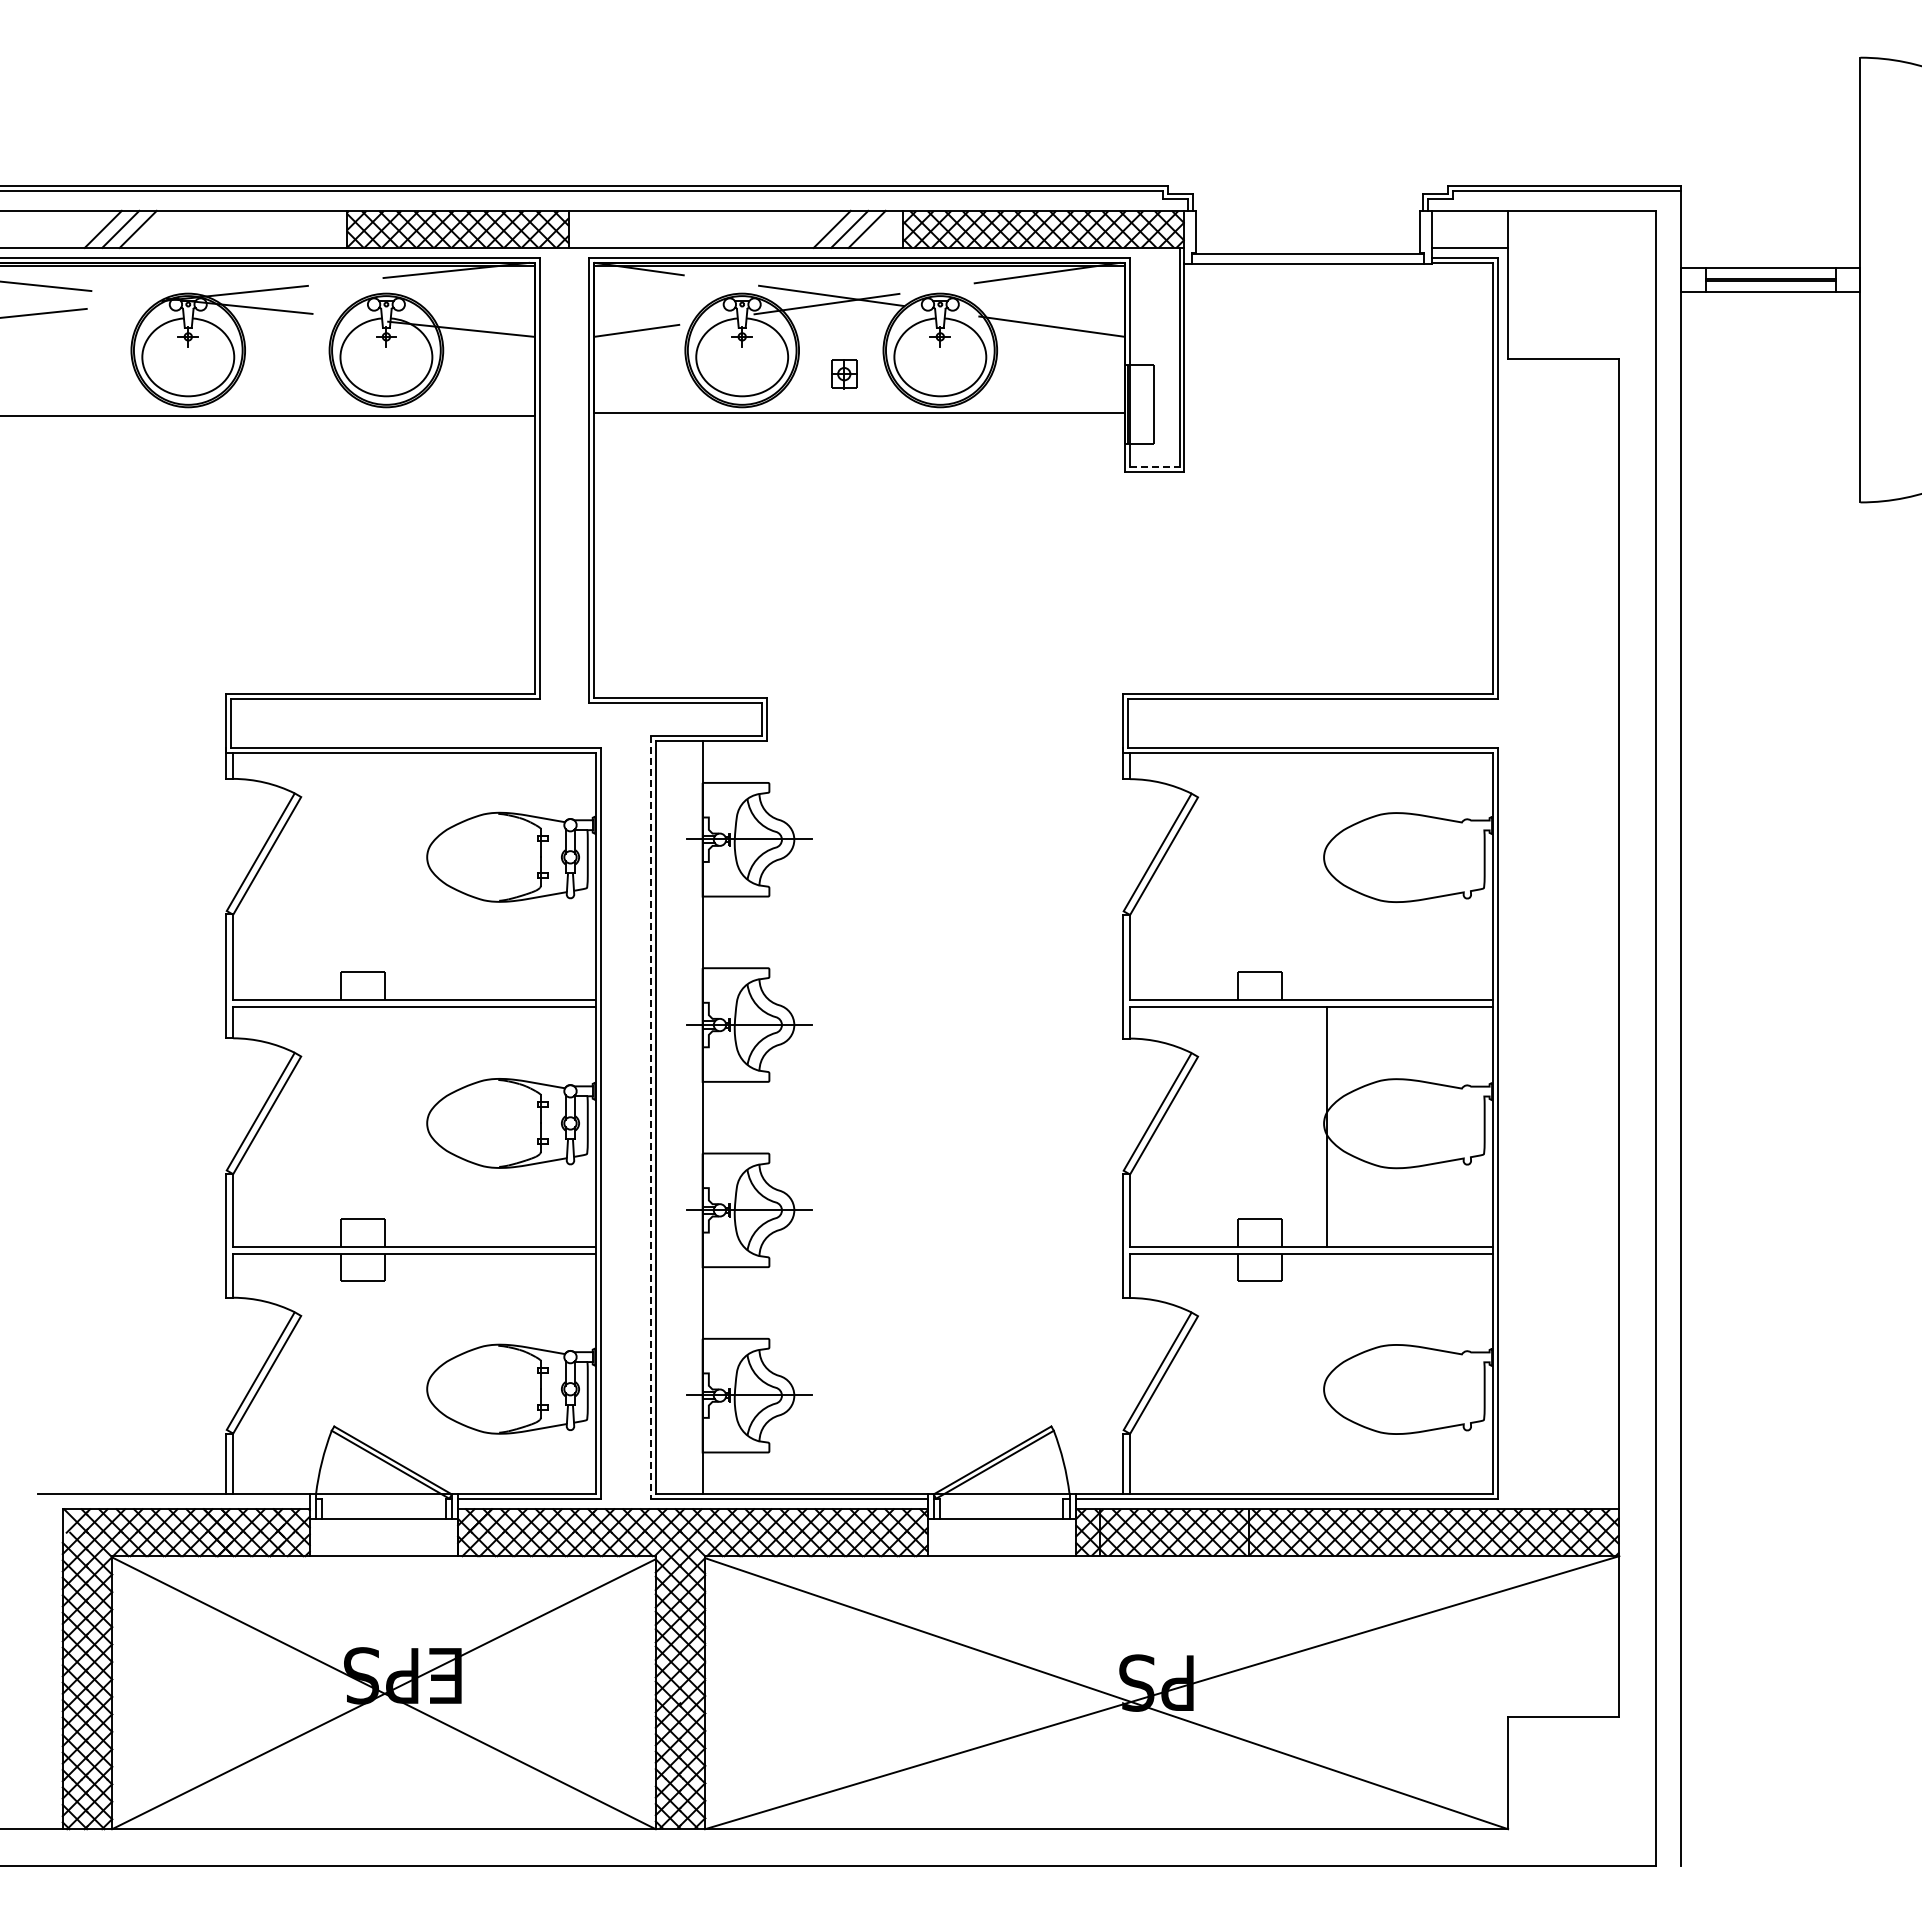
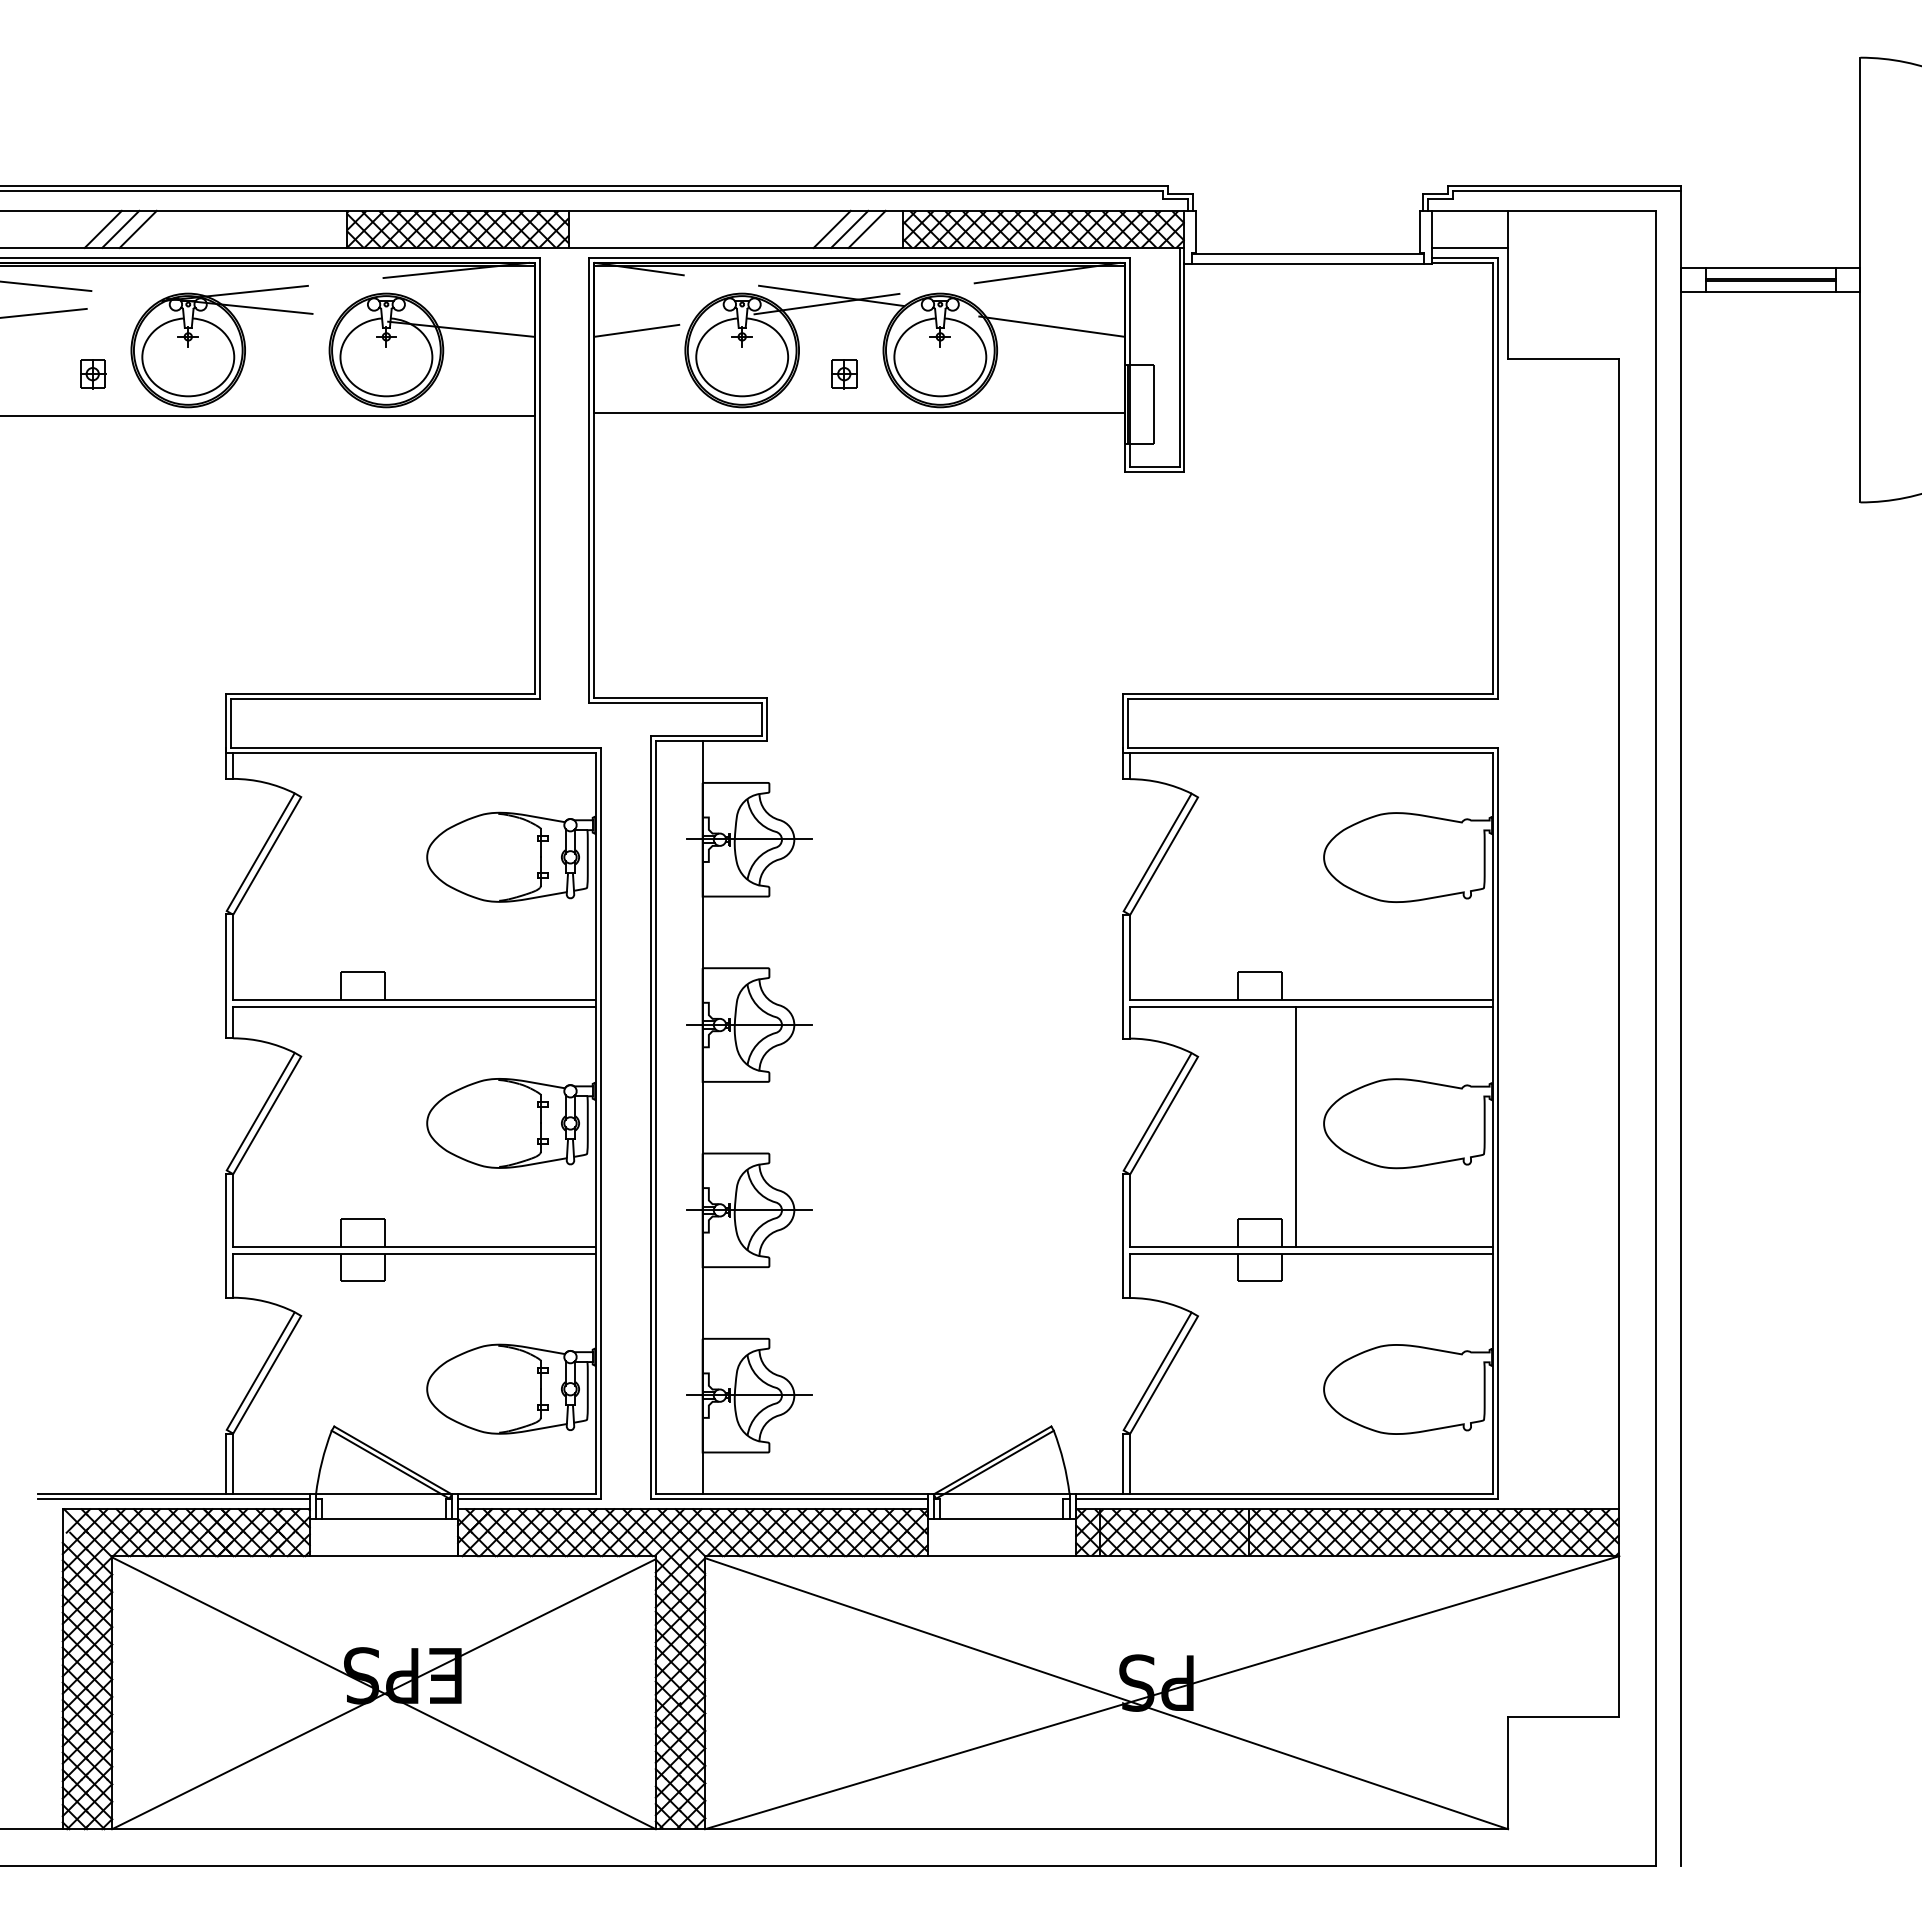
part: none -> present (93, 374)
line: dashed -> solid (1154, 466)
line: dashed -> solid (650, 1117)
line position: (1326, 1127) -> (1295, 1127) (1295, 1127)
line: none -> present (173, 1499)
